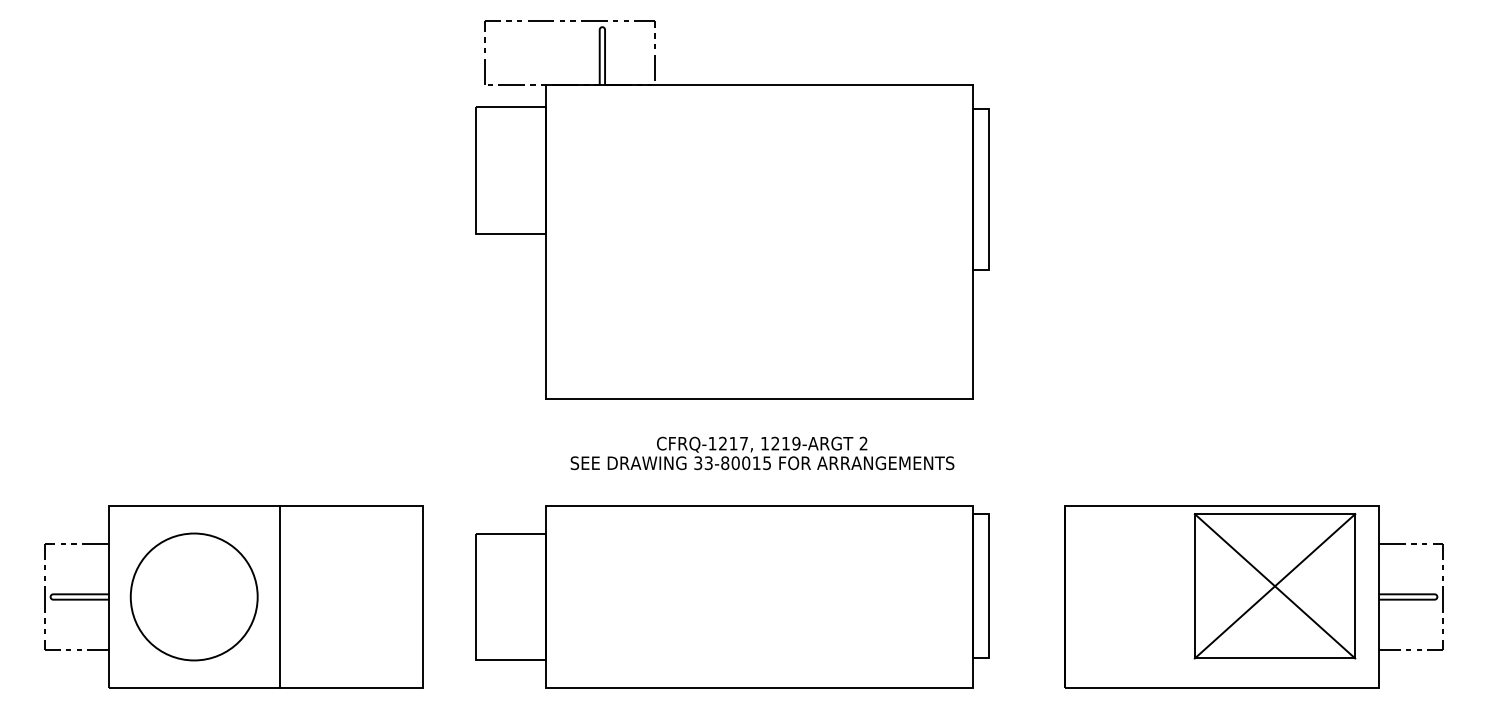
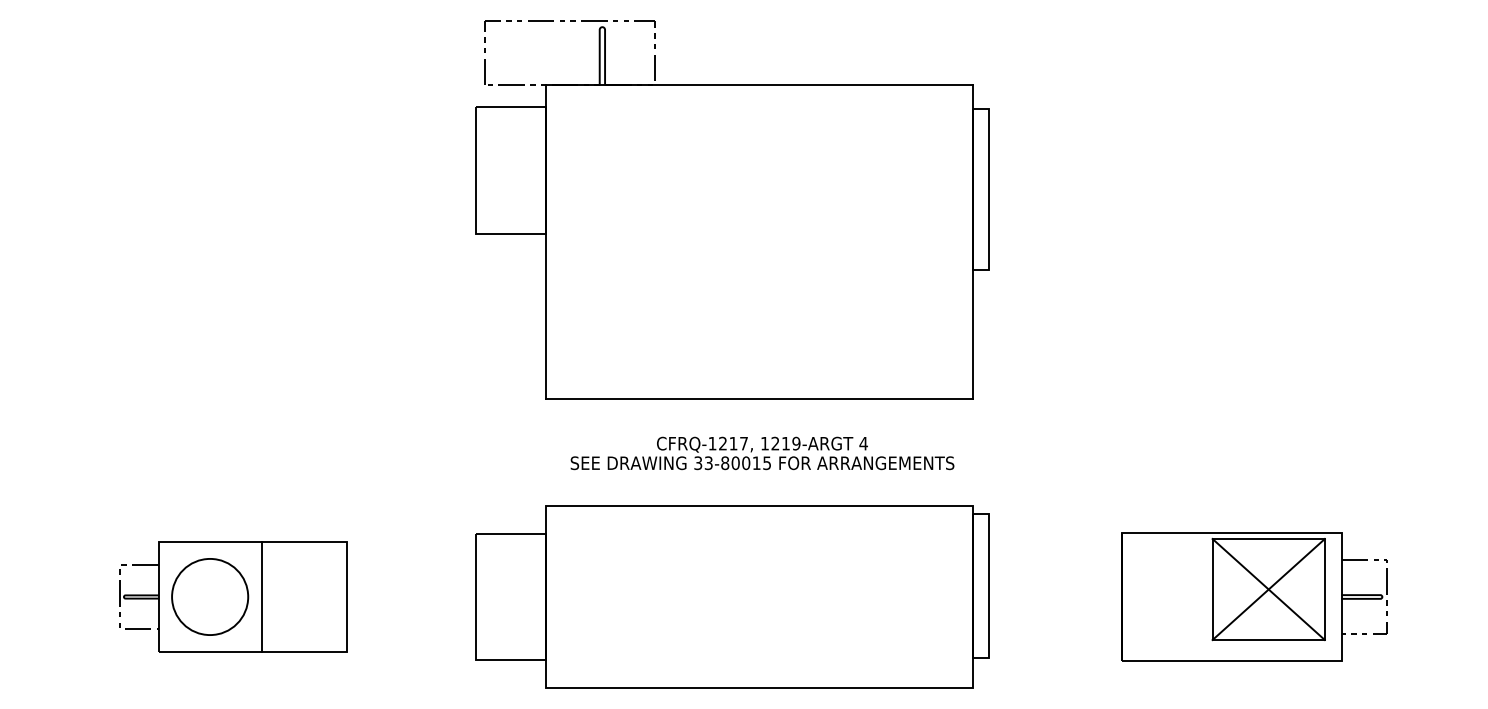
text: 2 -> 4 (863, 443)
part size: 380x184 px -> 229x112 px (233, 596)
part size: 380x184 px -> 267x130 px (1254, 596)
